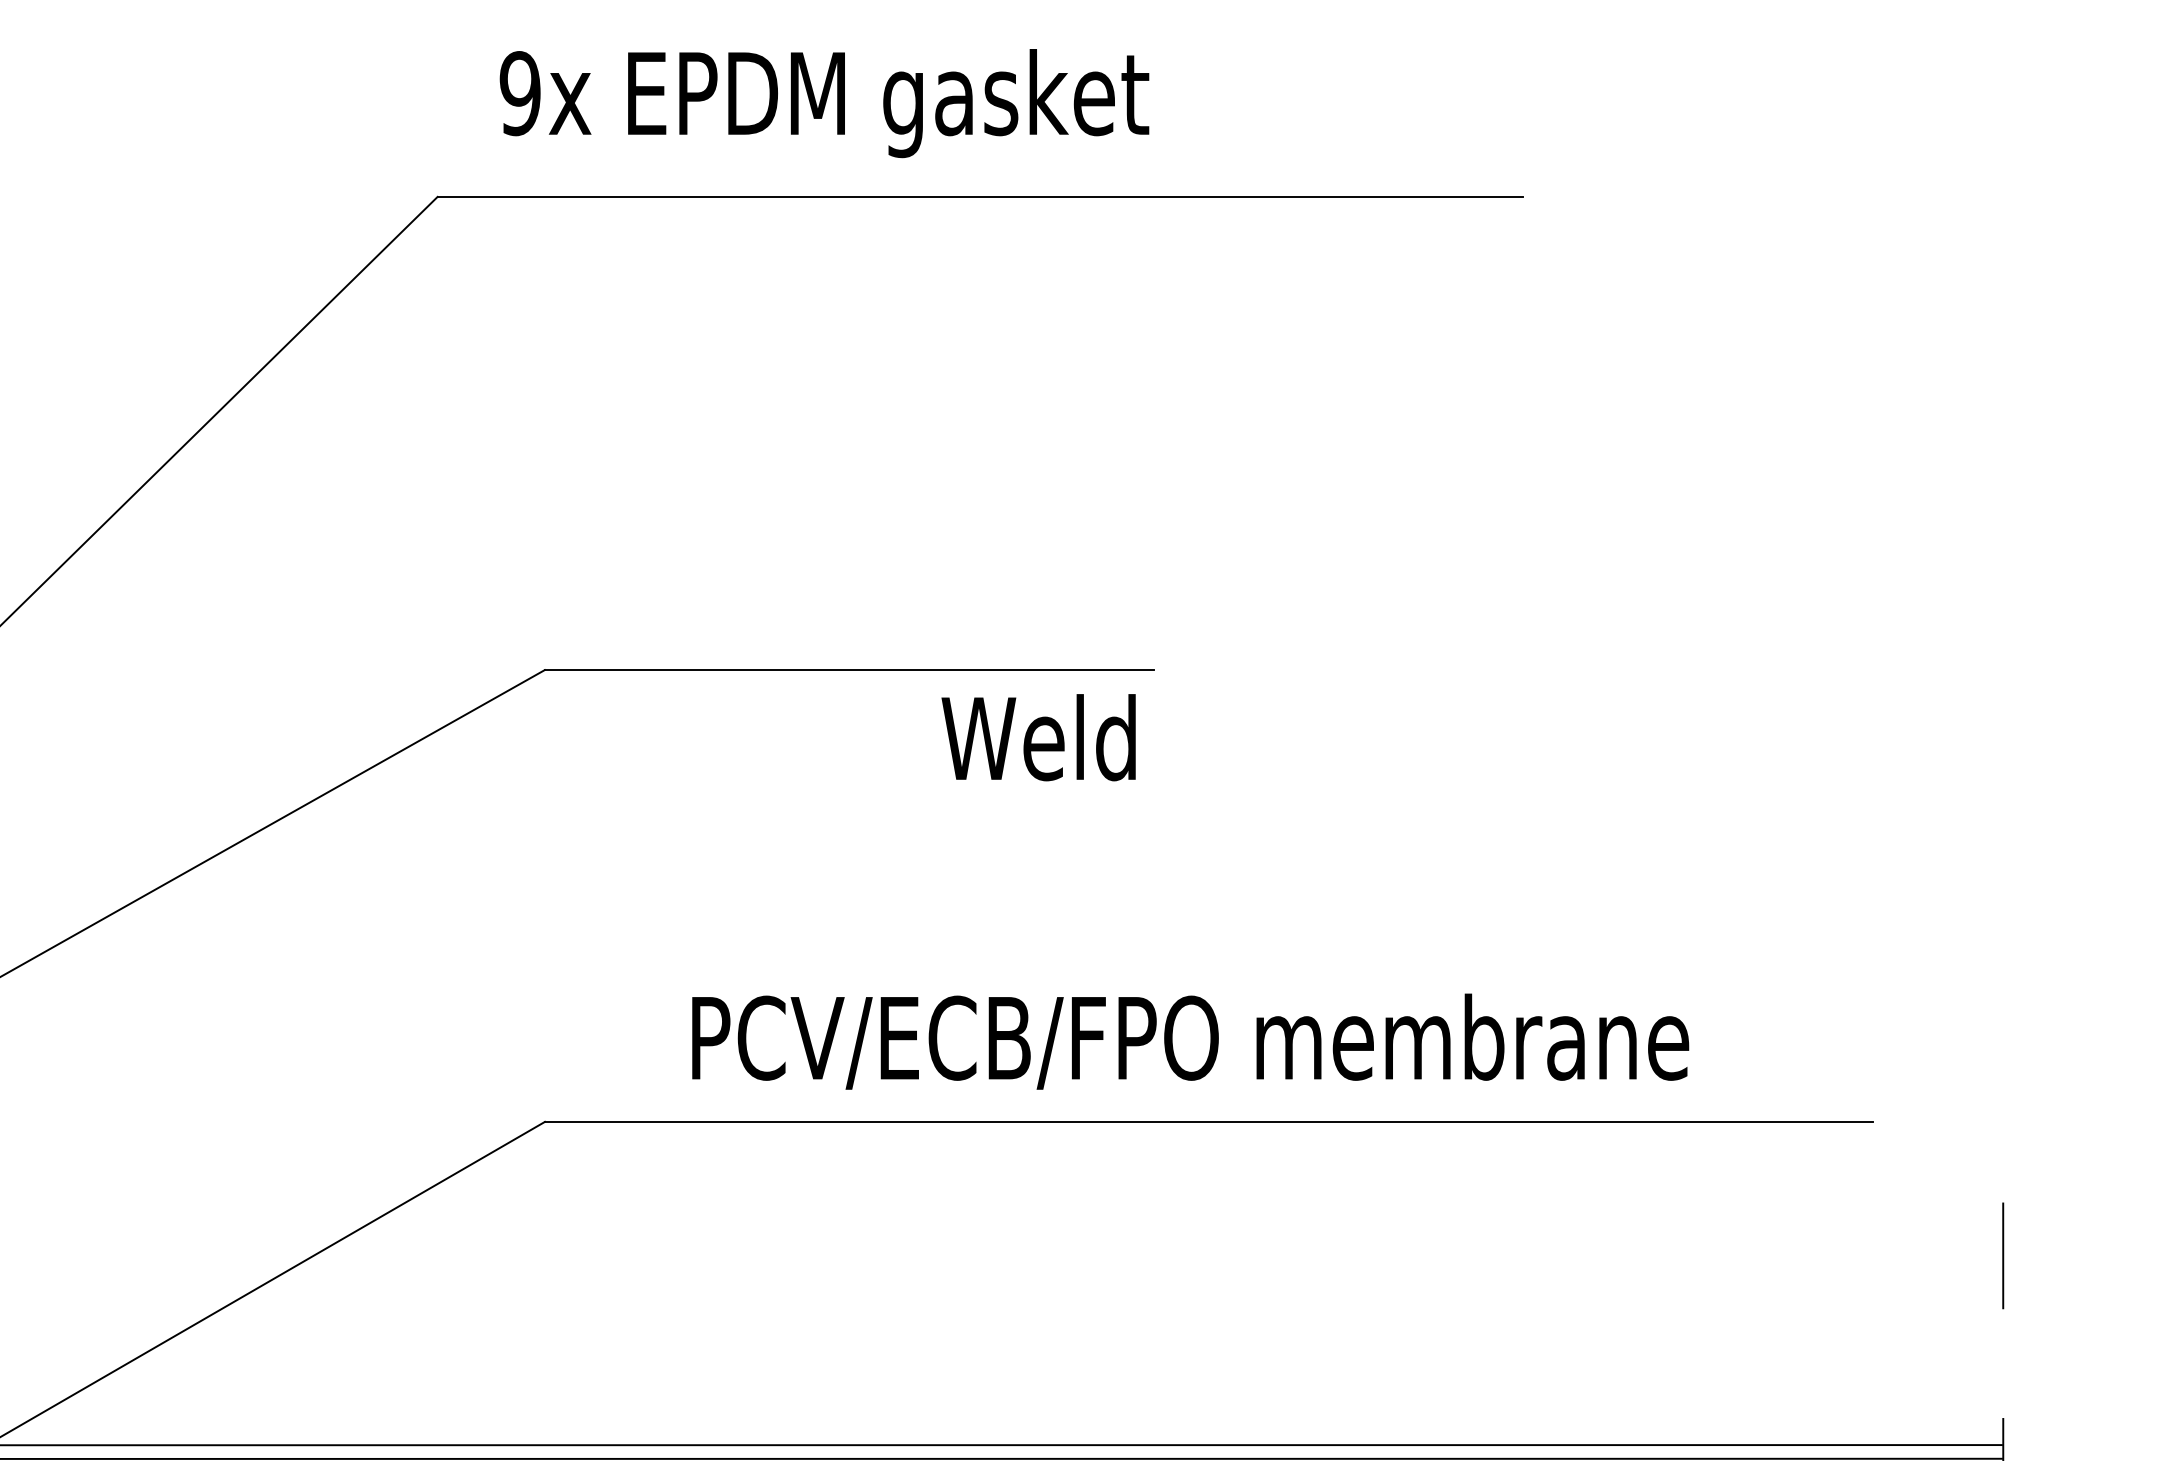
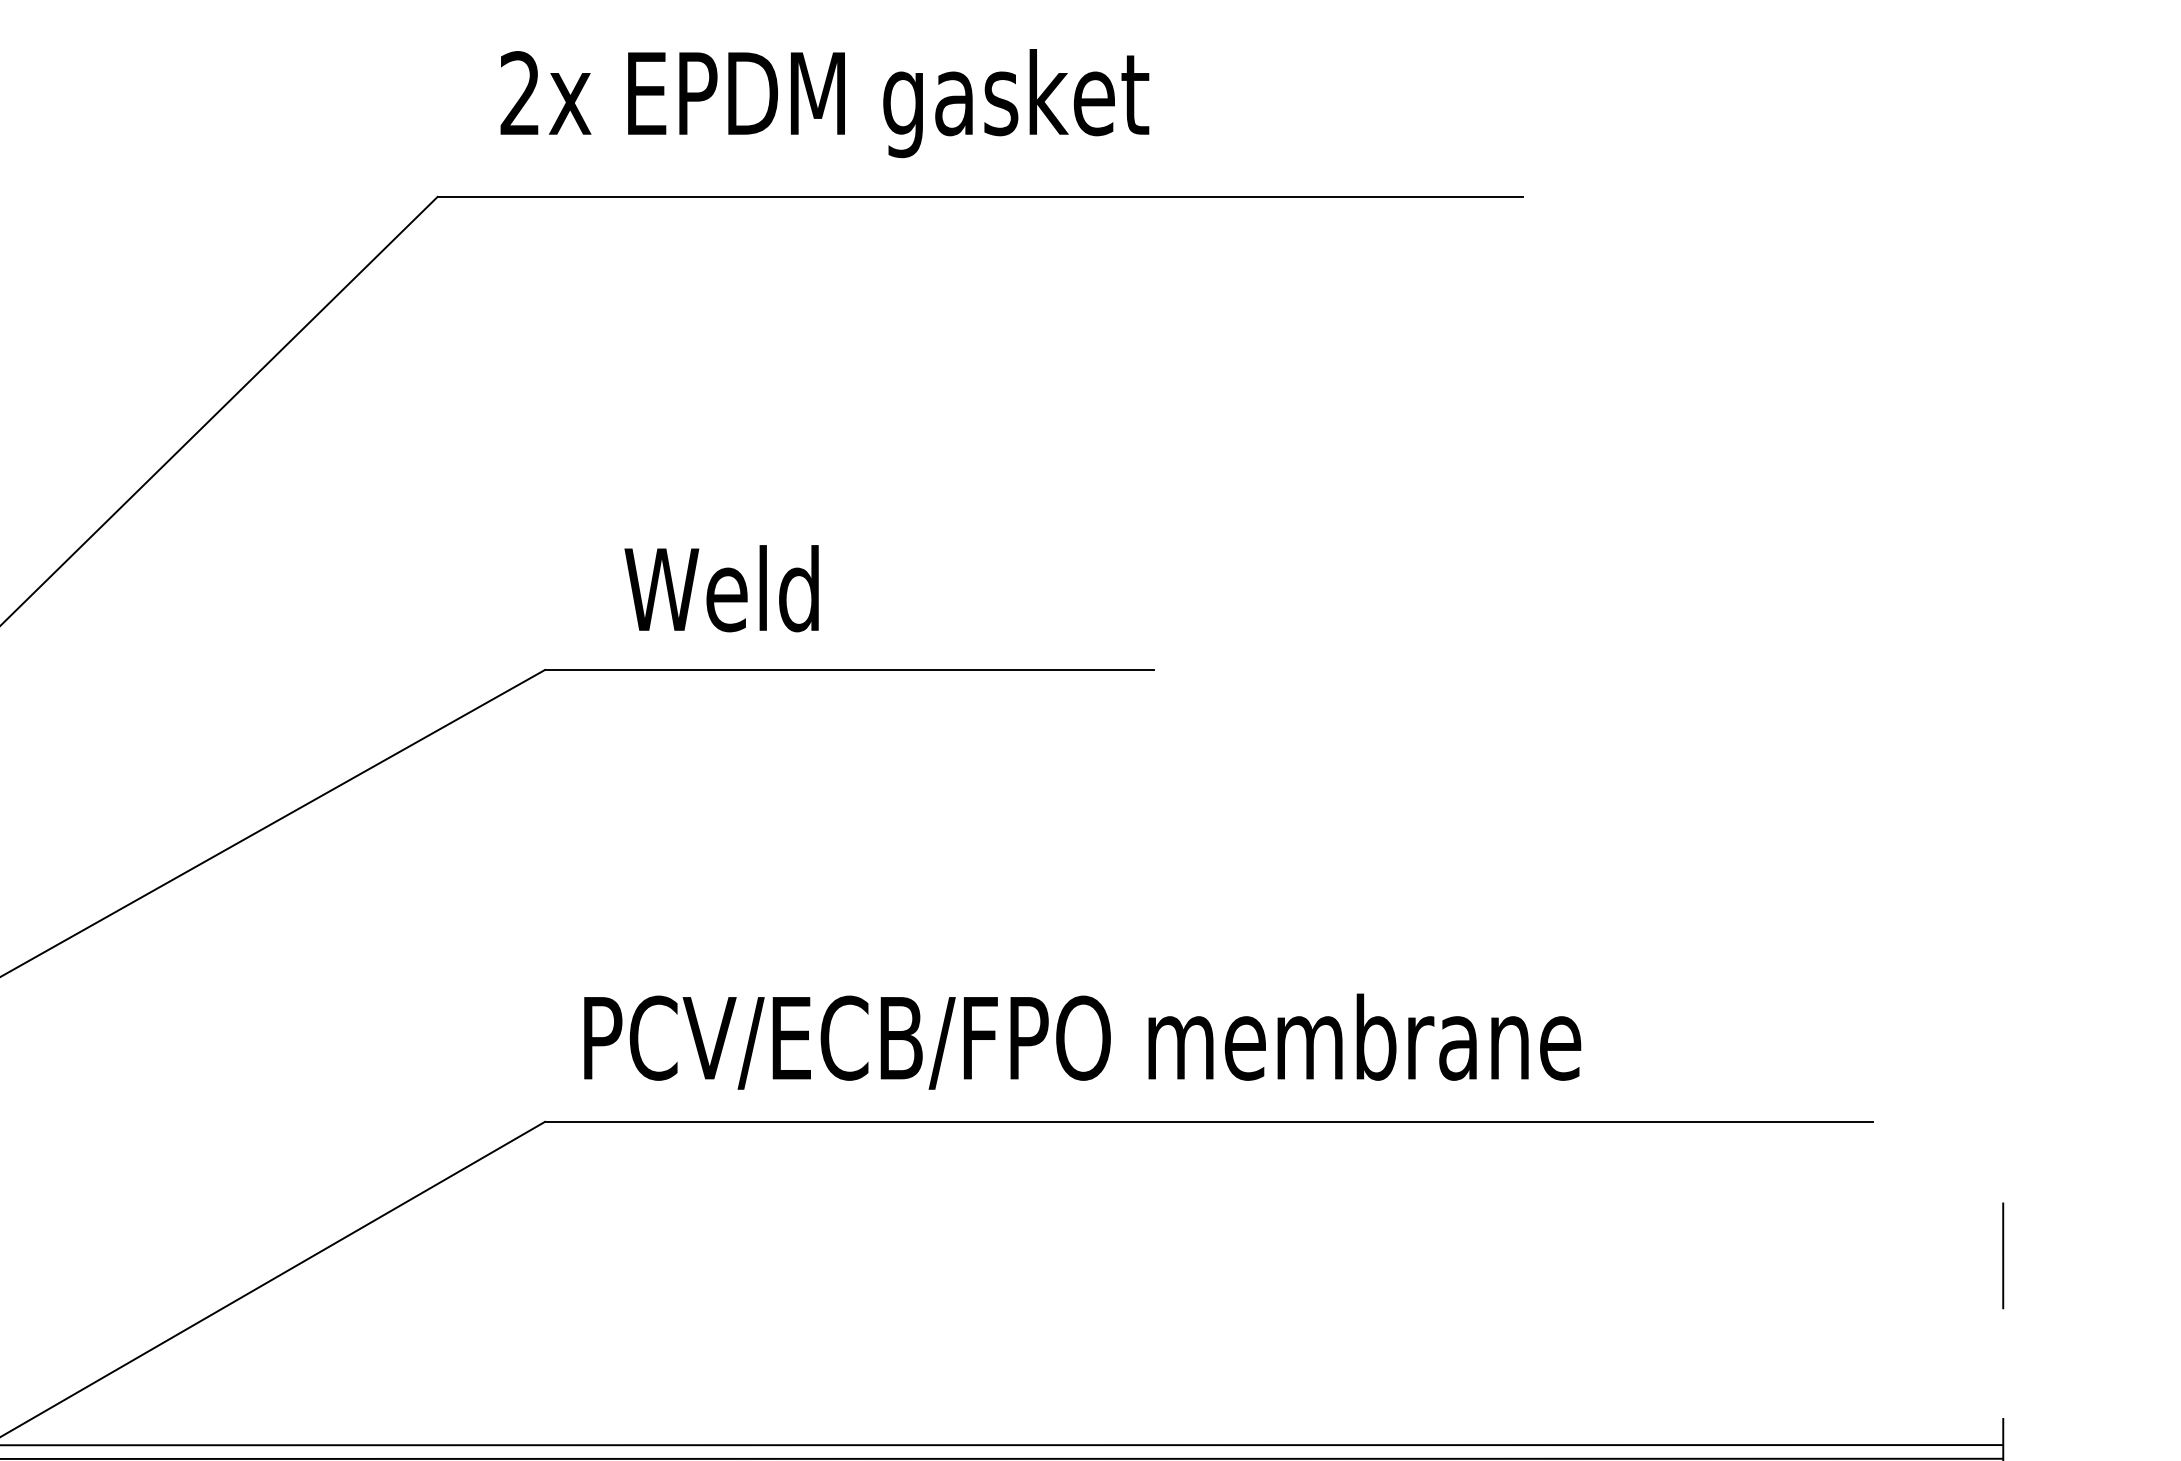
text: 9x -> 2x (519, 93)
text position: (1038, 737) -> (721, 588) (721, 588)
text position: (1190, 1041) -> (1082, 1041) (1082, 1041)
